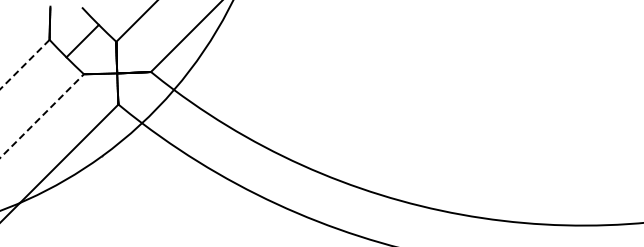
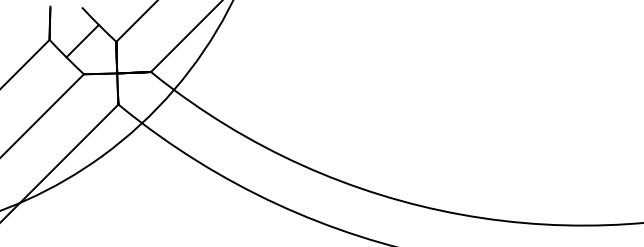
line: dashed -> solid (24, 64)
line: dashed -> solid (42, 115)
